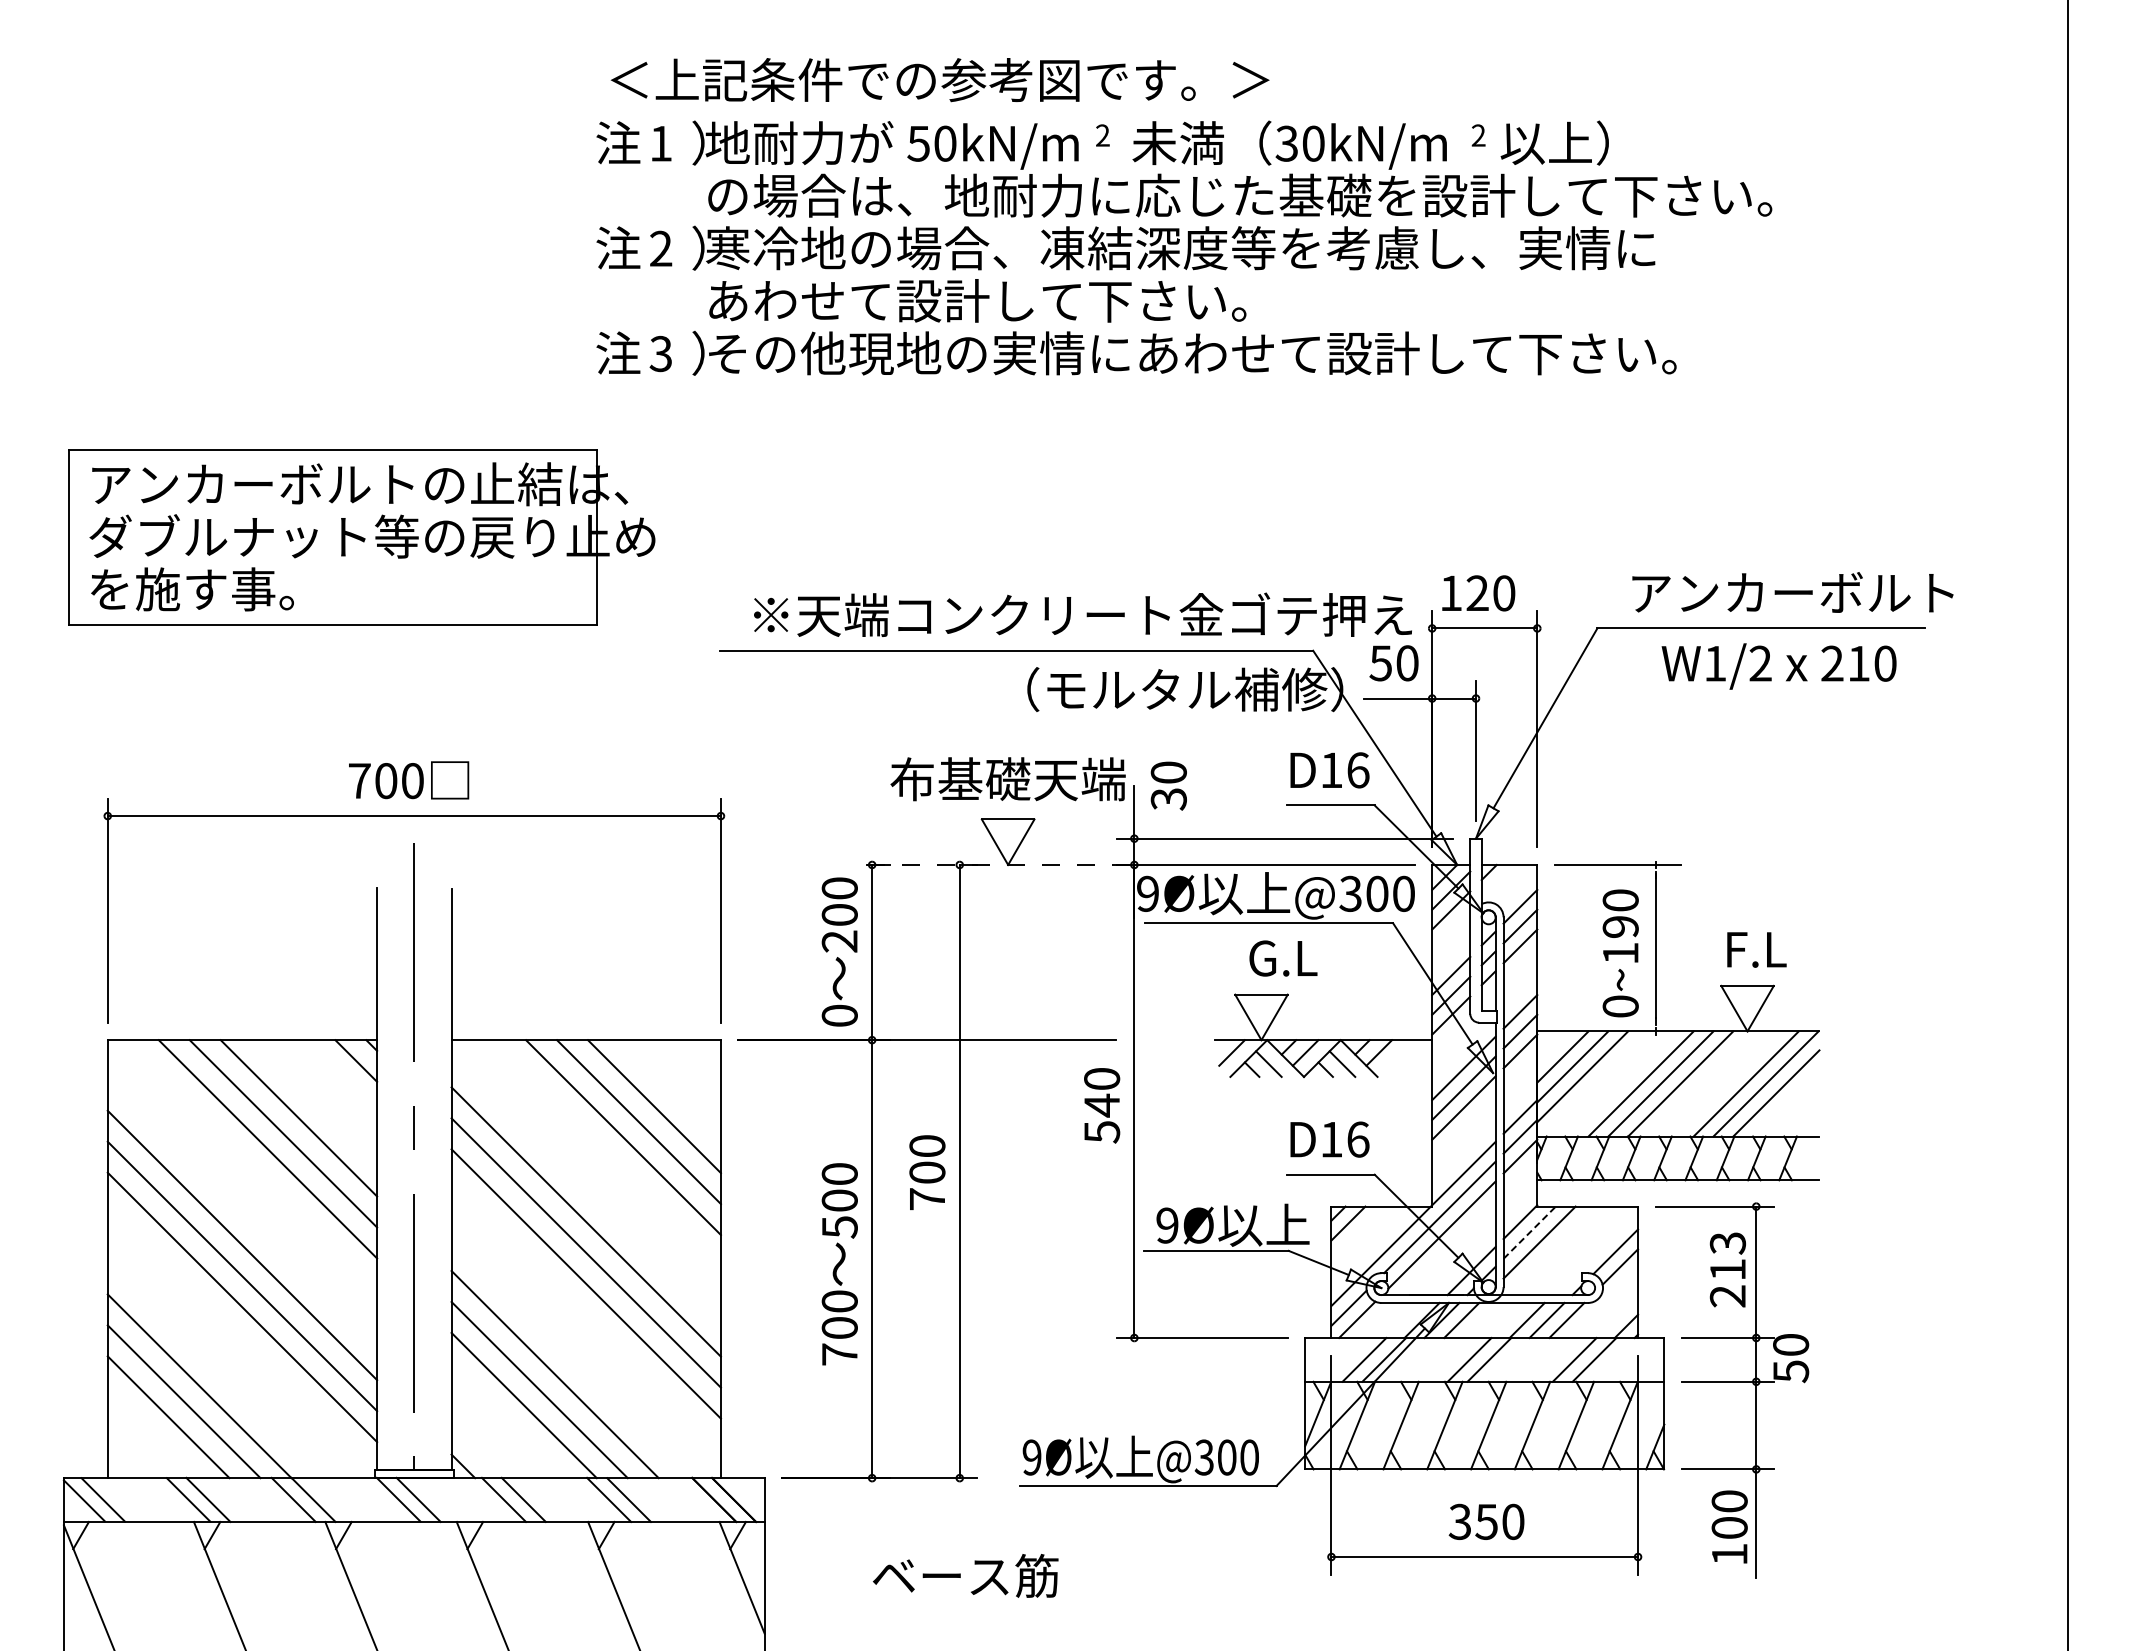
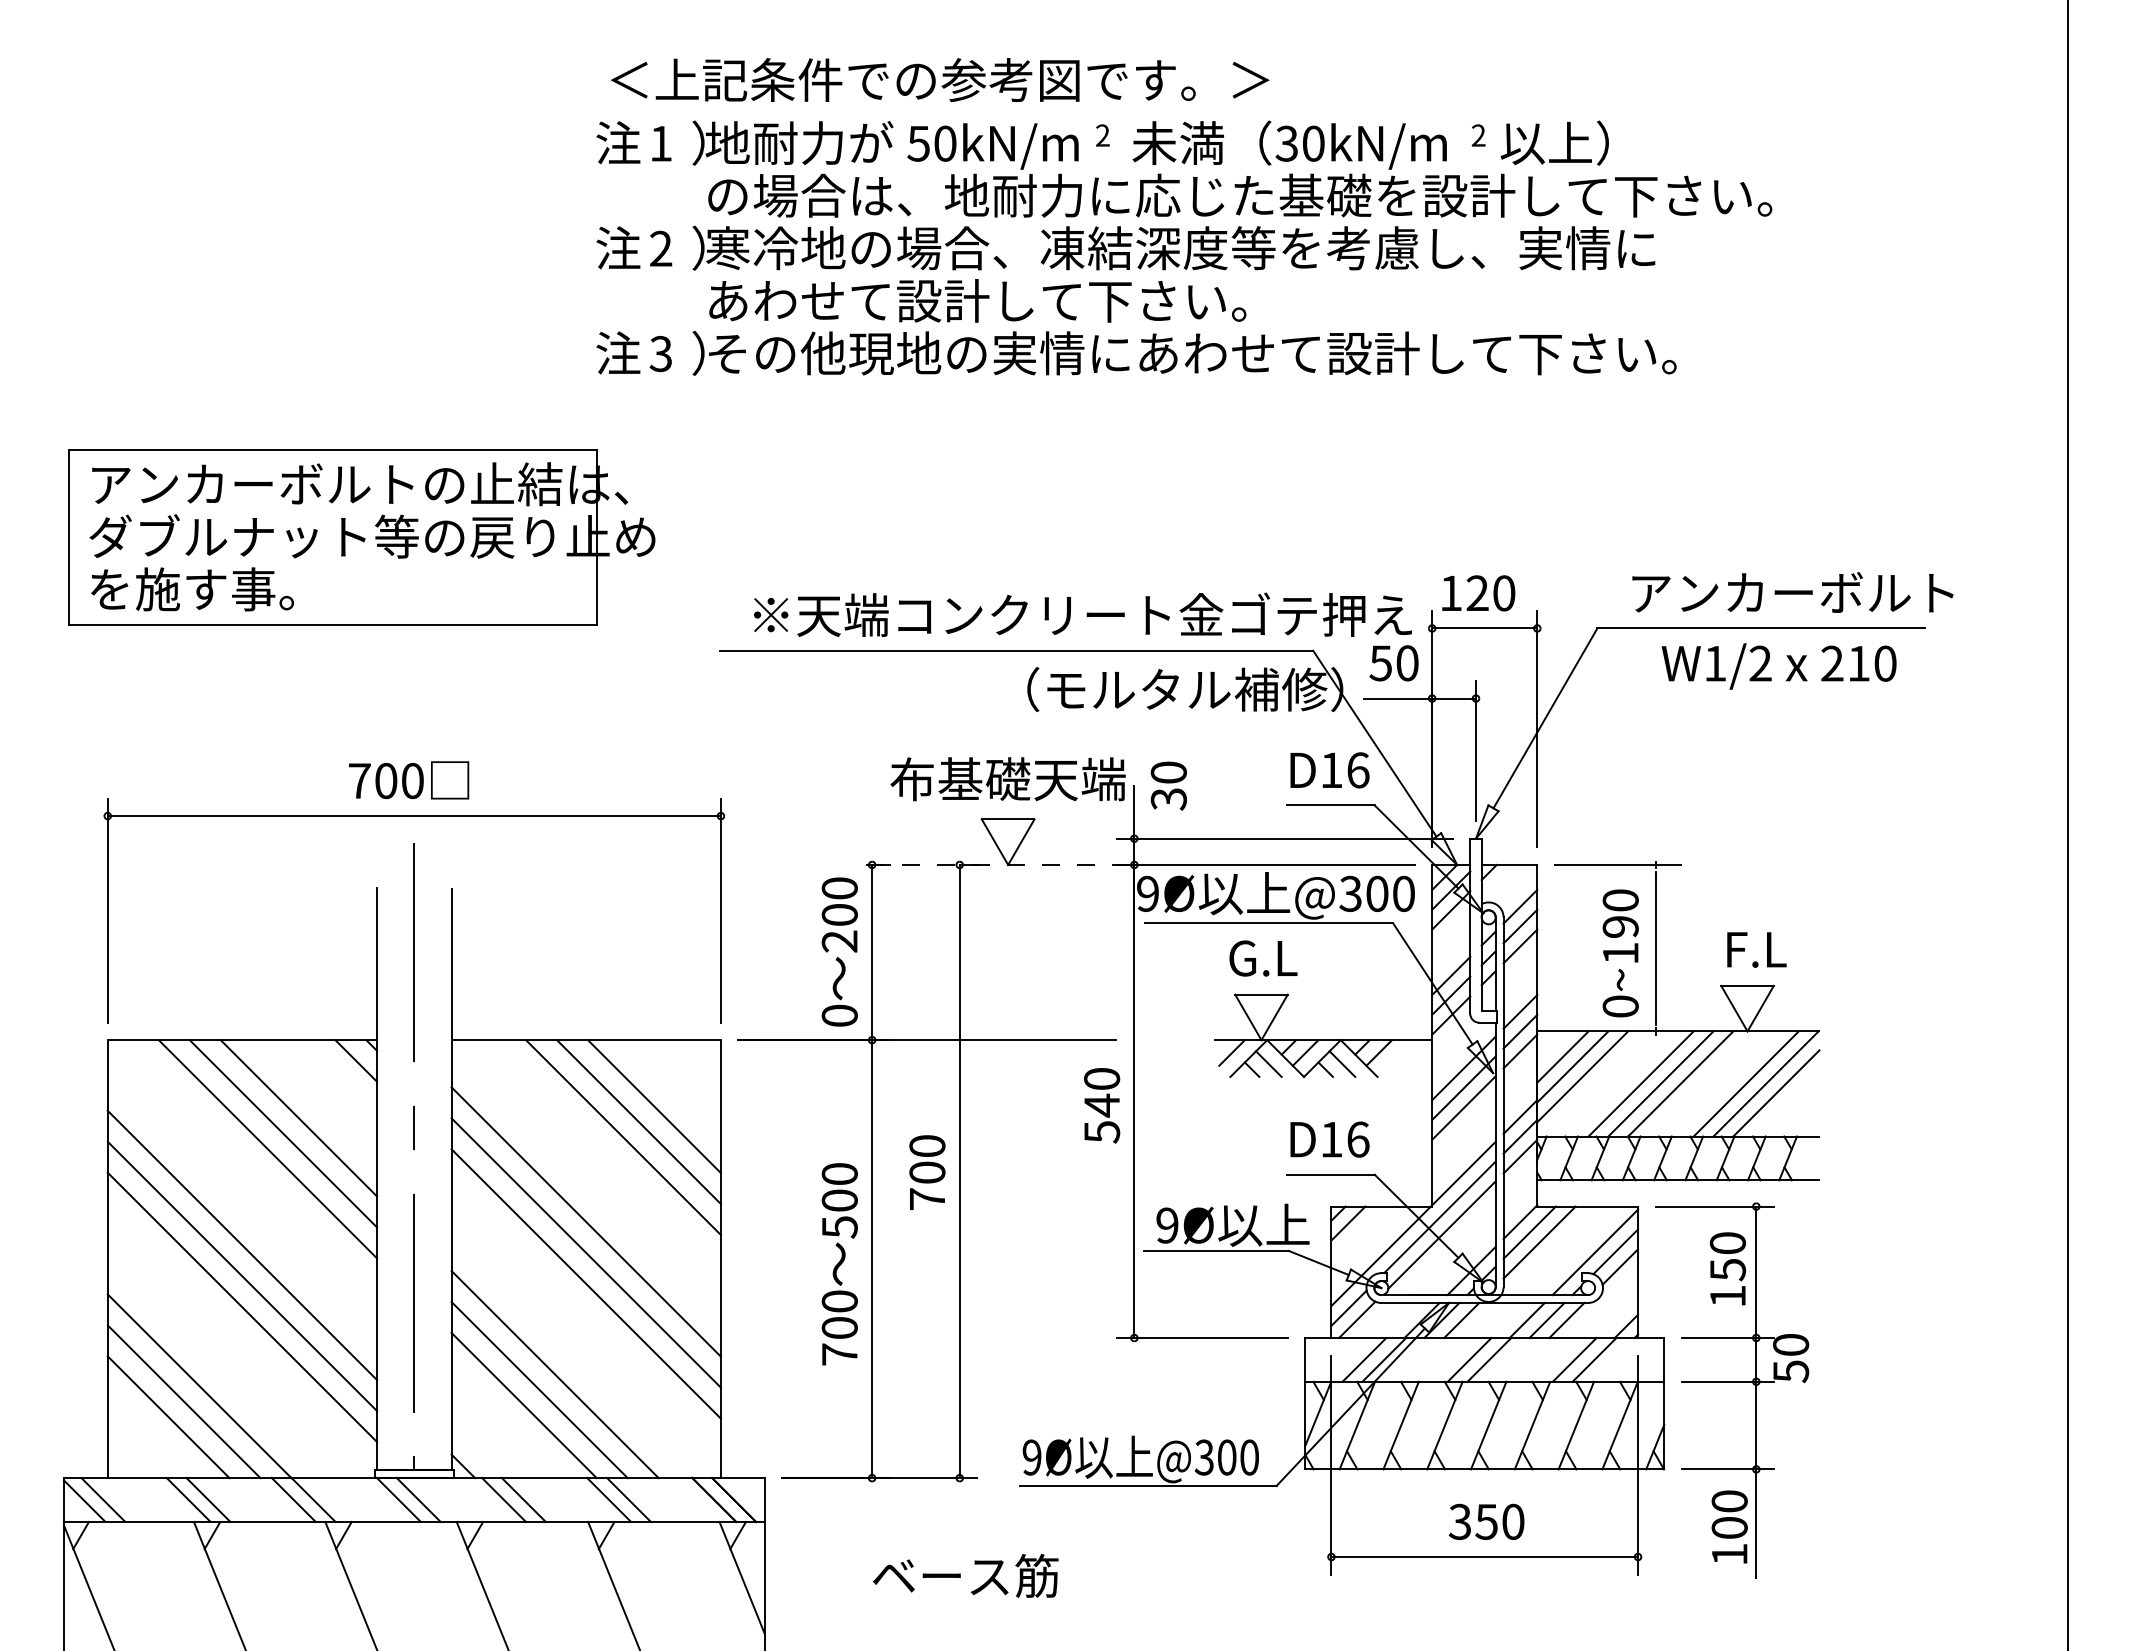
text position: (1283, 958) -> (1263, 958) (1263, 958)
line: dashed -> solid (1529, 1232)
line: none -> present (1595, 1252)
text: 213 -> 150 (1727, 1269)
